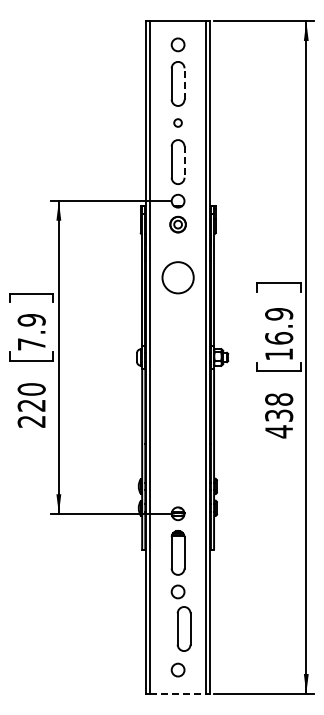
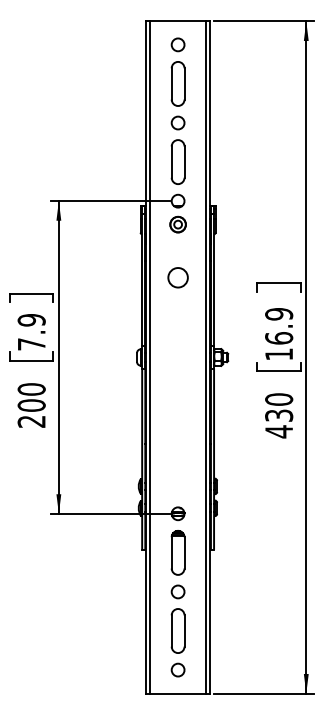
line: dashed -> solid (184, 83)
circle size: 10x10 px -> 16x16 px (177, 122)
line: dashed -> solid (184, 162)
circle diameter: 31 px -> 20 px (177, 277)
text: 438 -> 430 (278, 399)
text: 220 -> 200 (31, 405)
part position: (183, 628) -> (177, 630) (177, 630)
line: dashed -> solid (178, 693)
